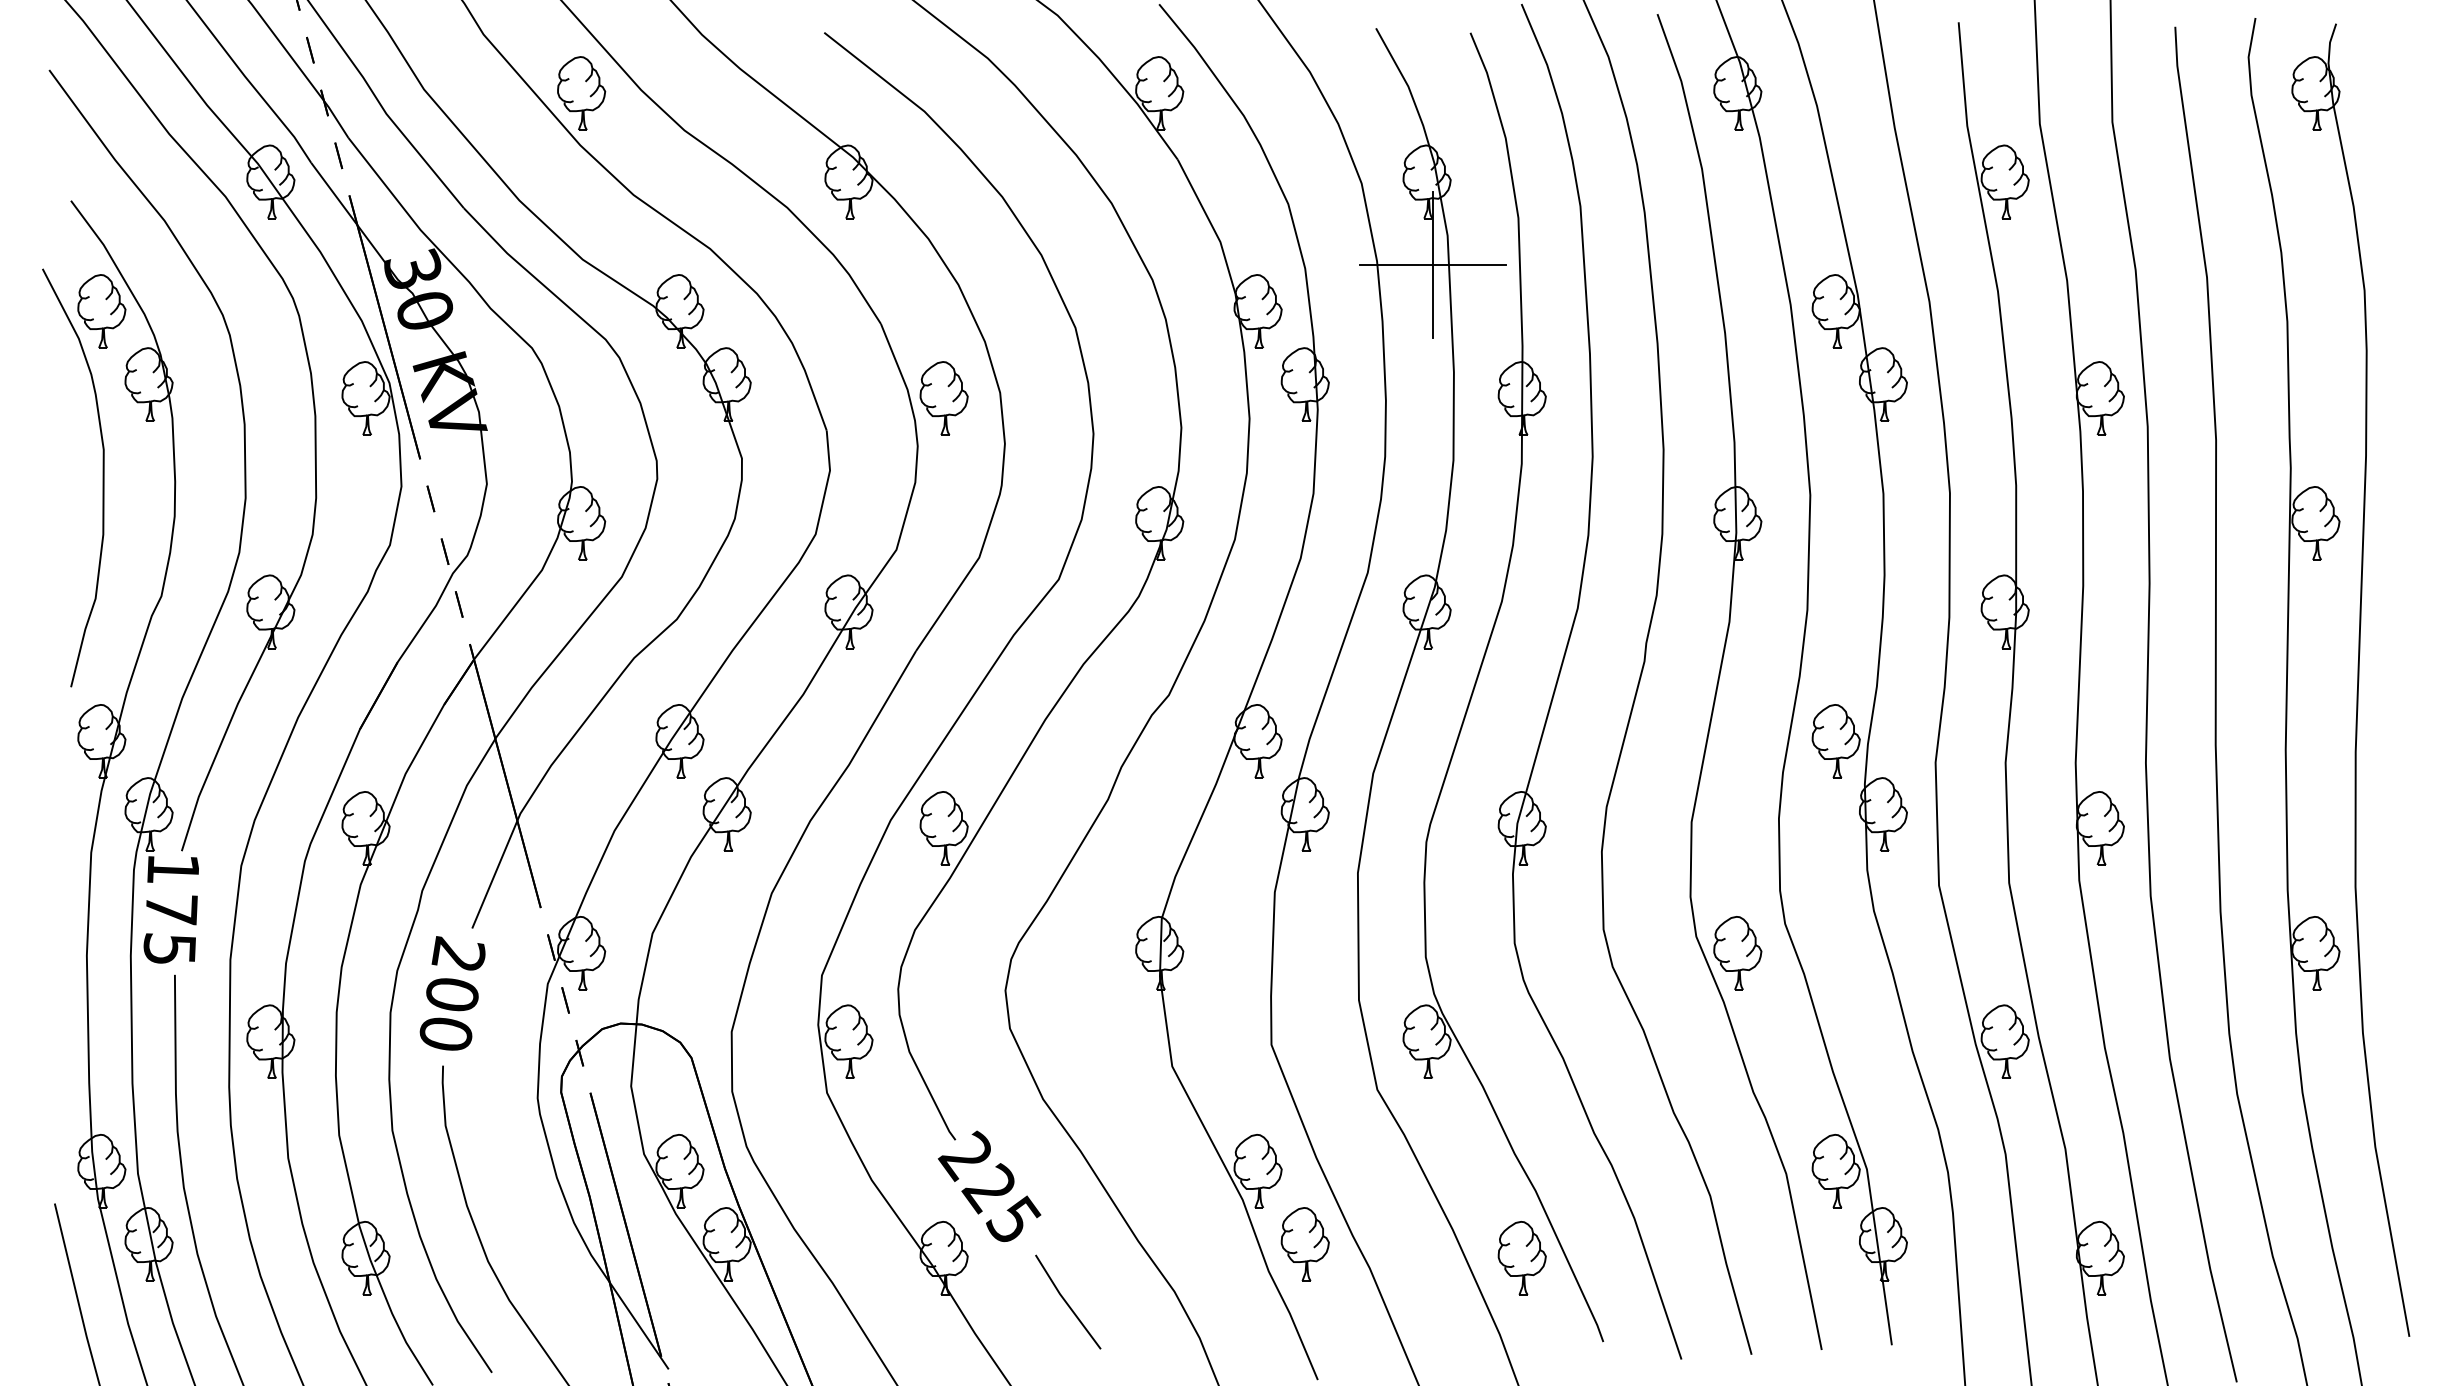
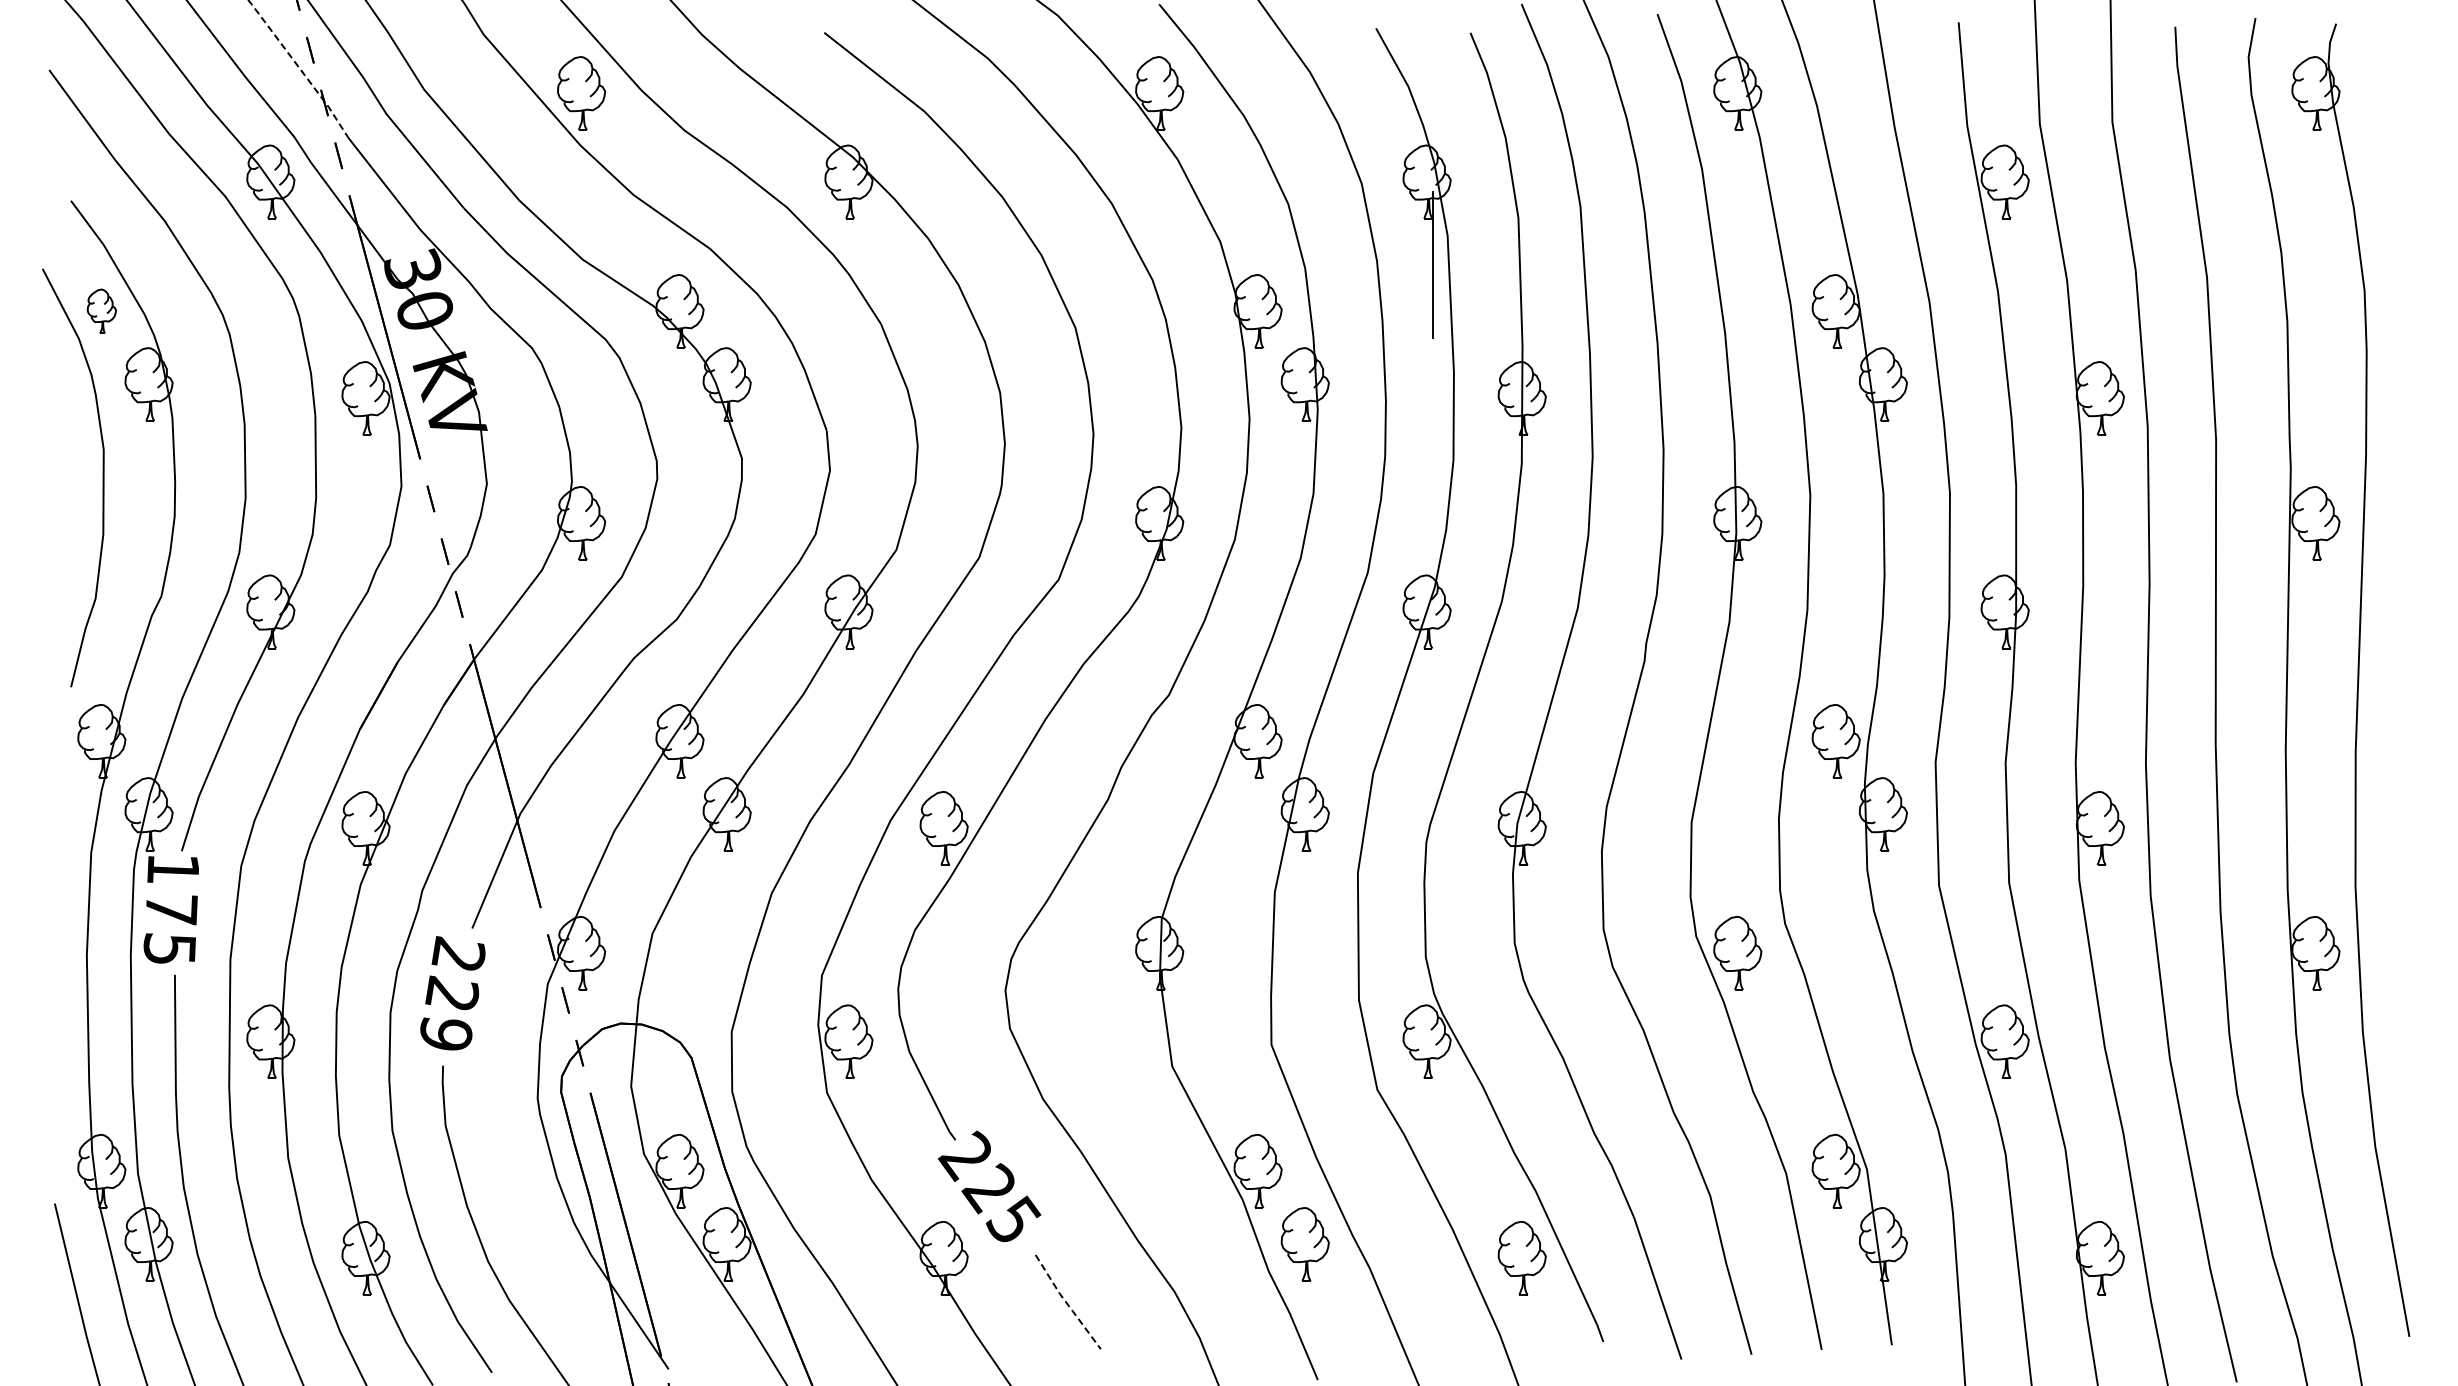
line: solid -> dashed (300, 68)
line: present -> none (1433, 264)
part size: 50x75 px -> 31x46 px (101, 310)
part: present -> none (943, 398)
text: 200 -> 229 (449, 1012)
line: solid -> dashed (1066, 1302)
